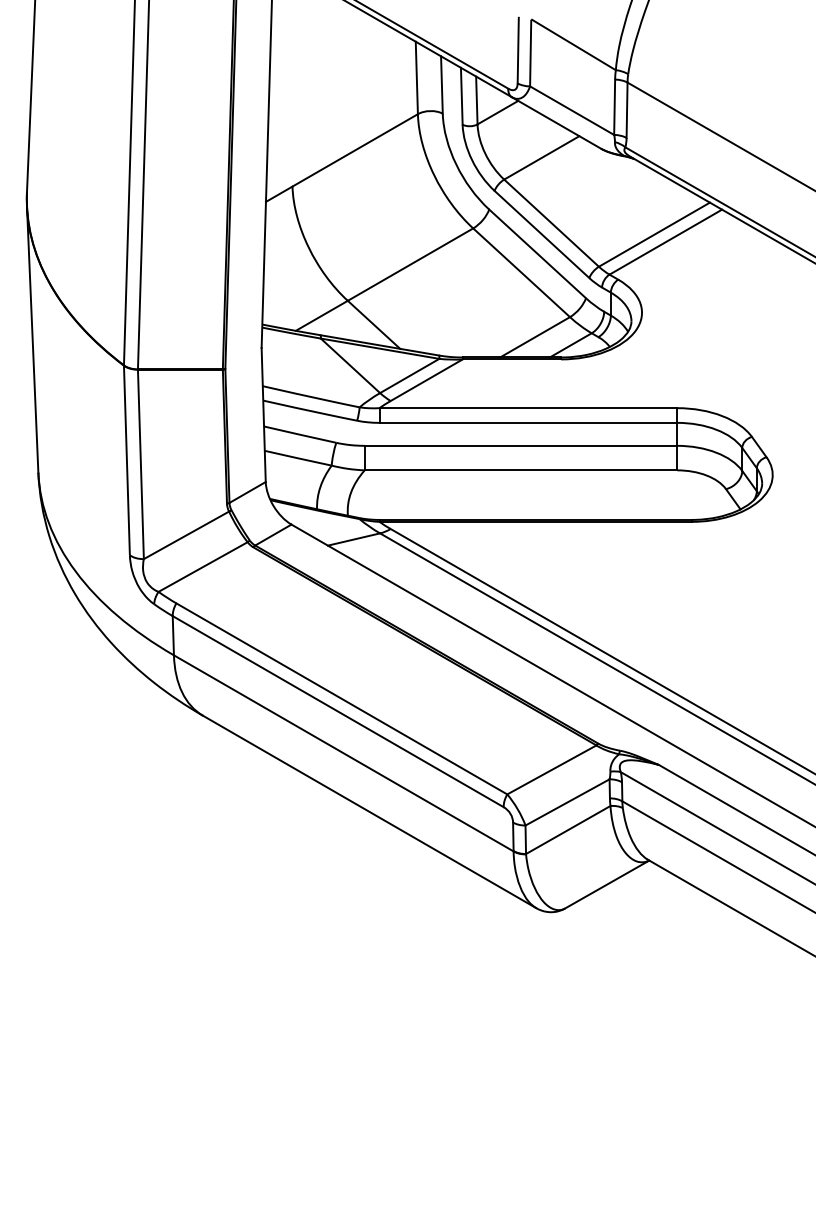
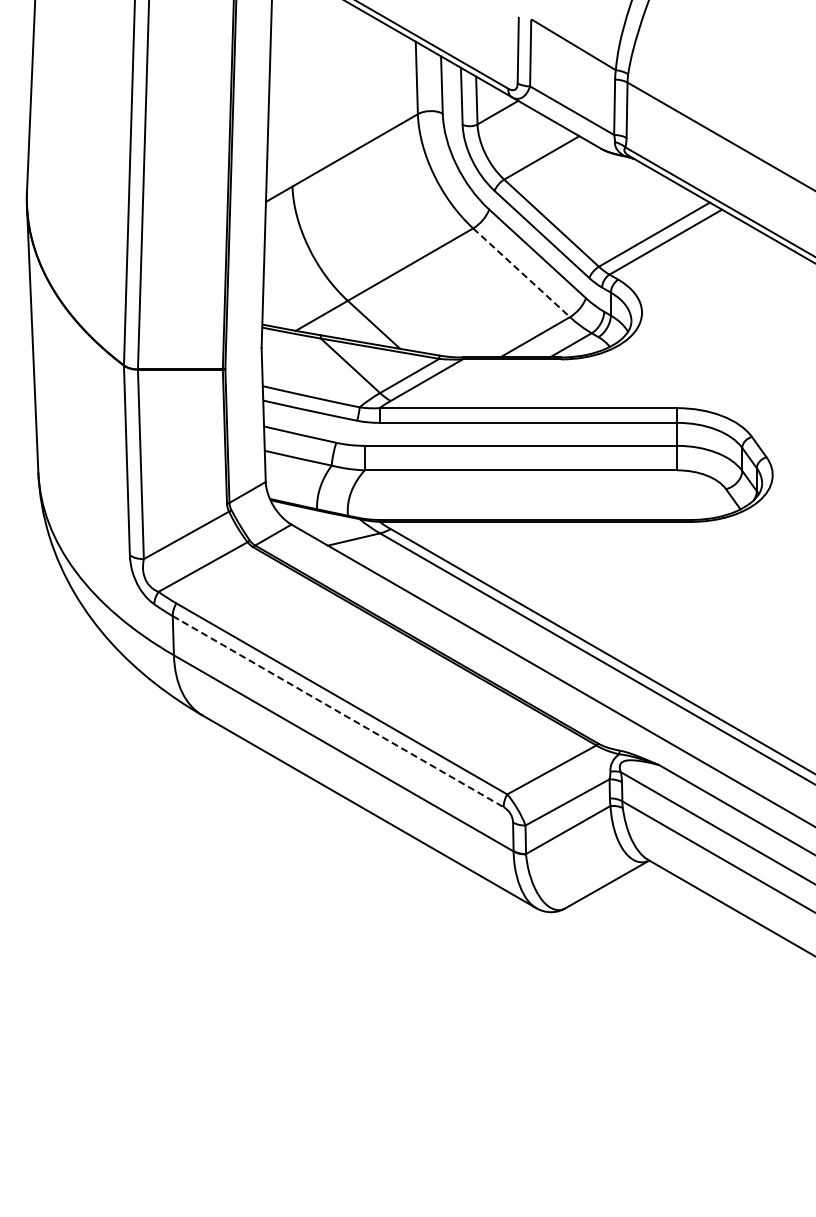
line: solid -> dashed (521, 272)
line: solid -> dashed (338, 711)
